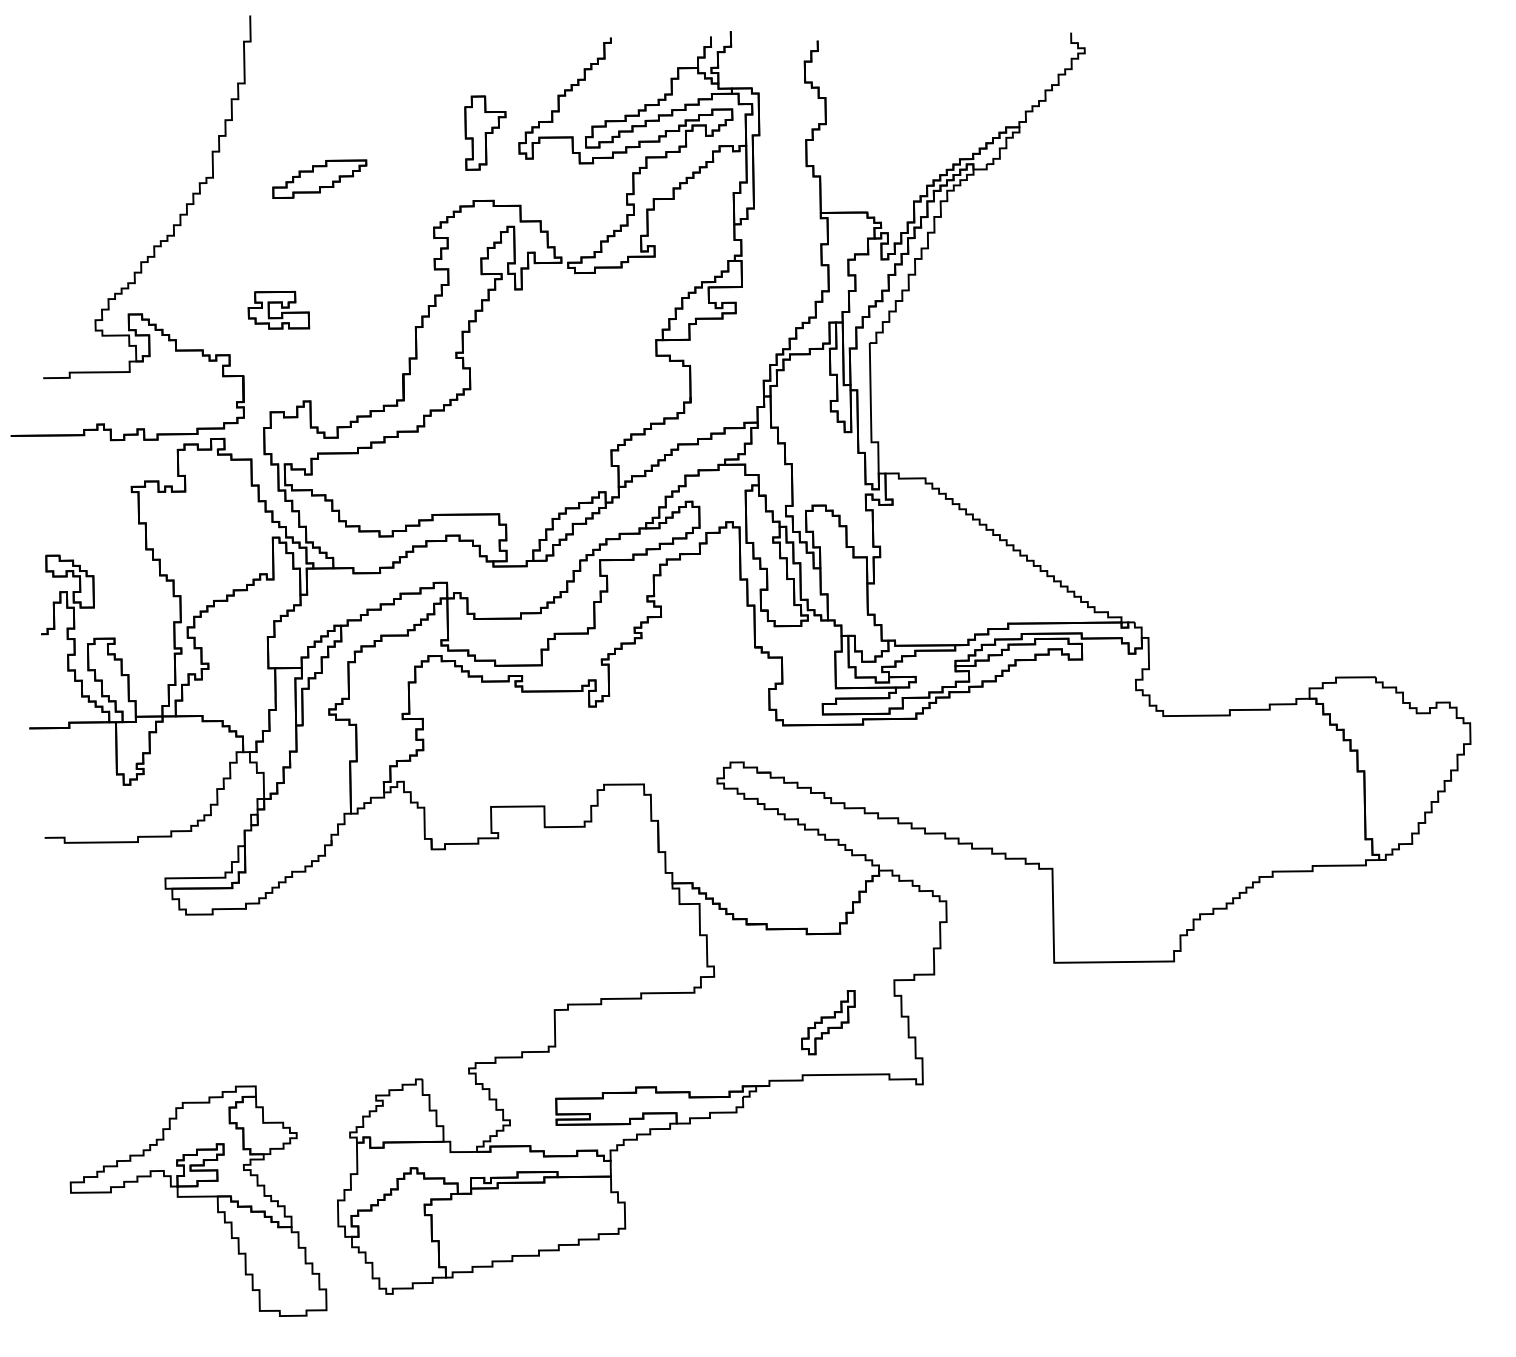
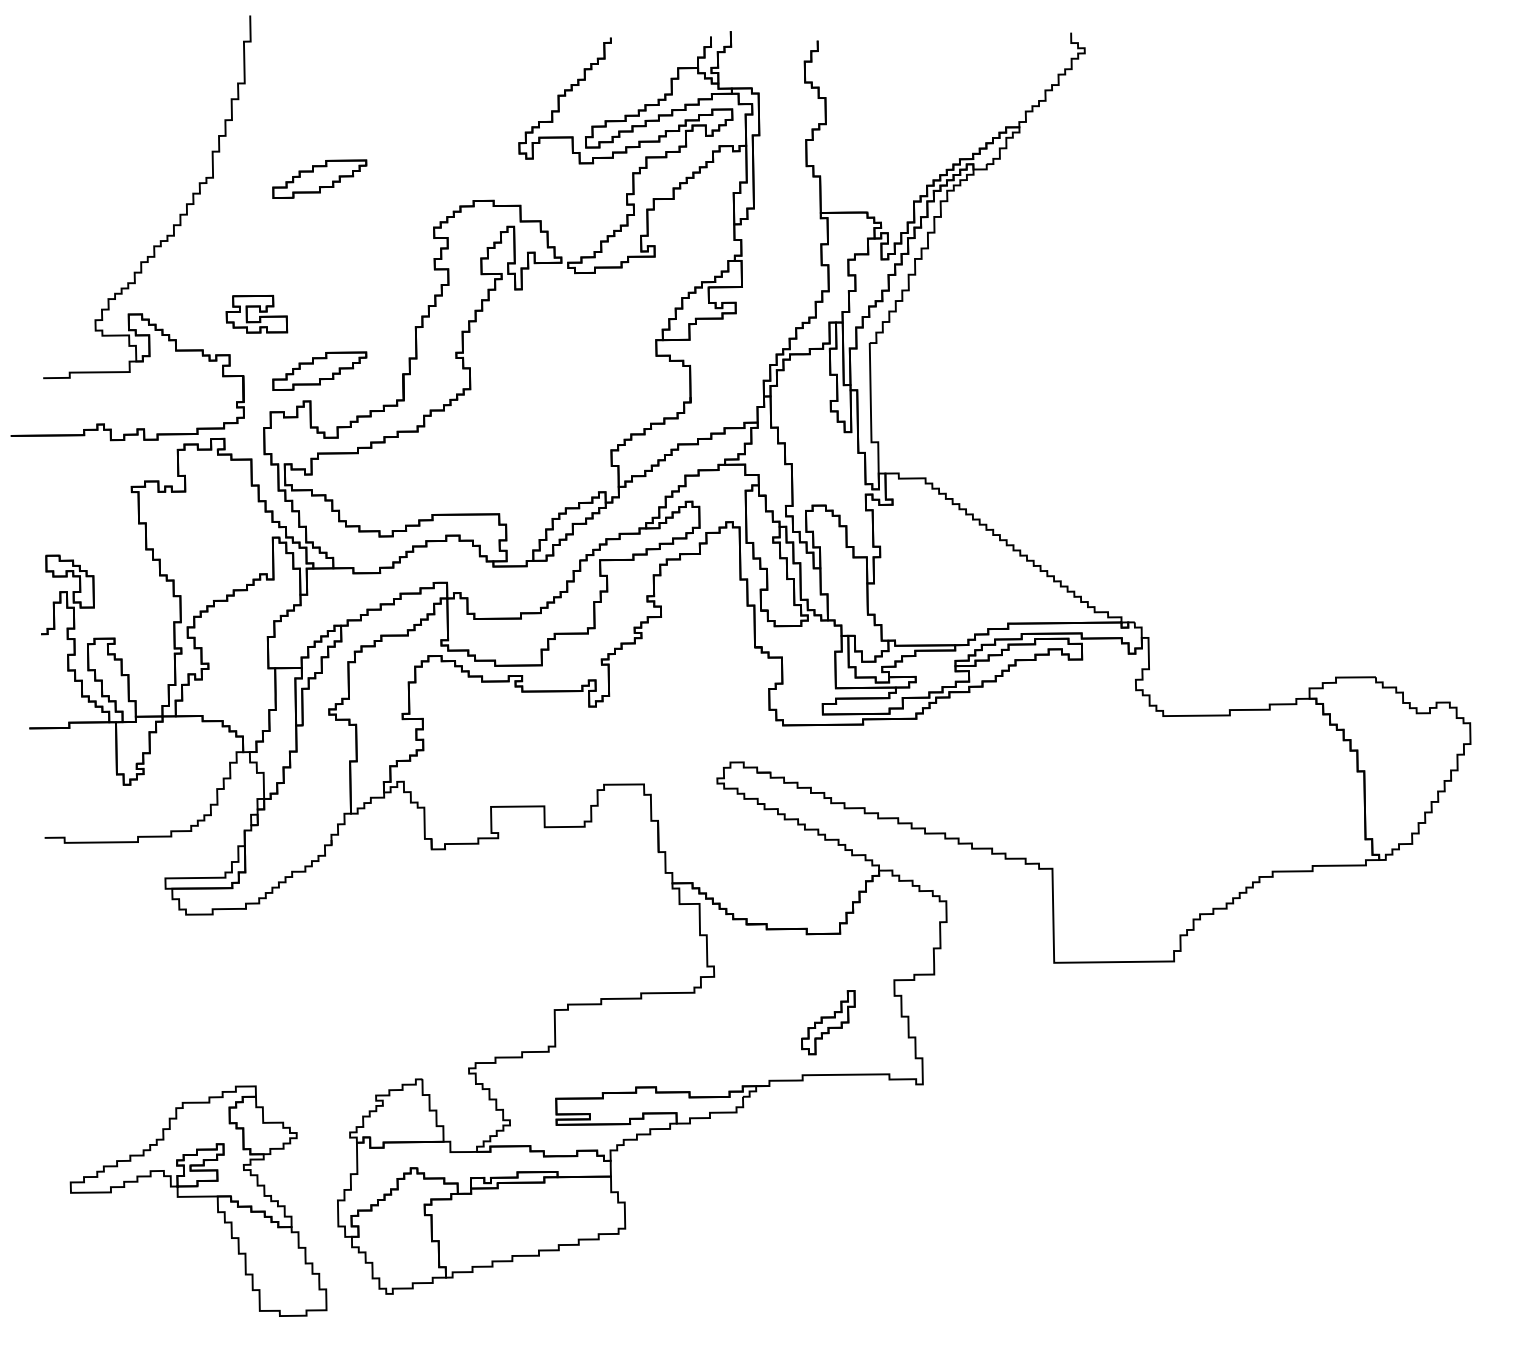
part: present -> none (485, 132)
part position: (278, 309) -> (256, 313) (256, 313)
part: none -> present (319, 370)
